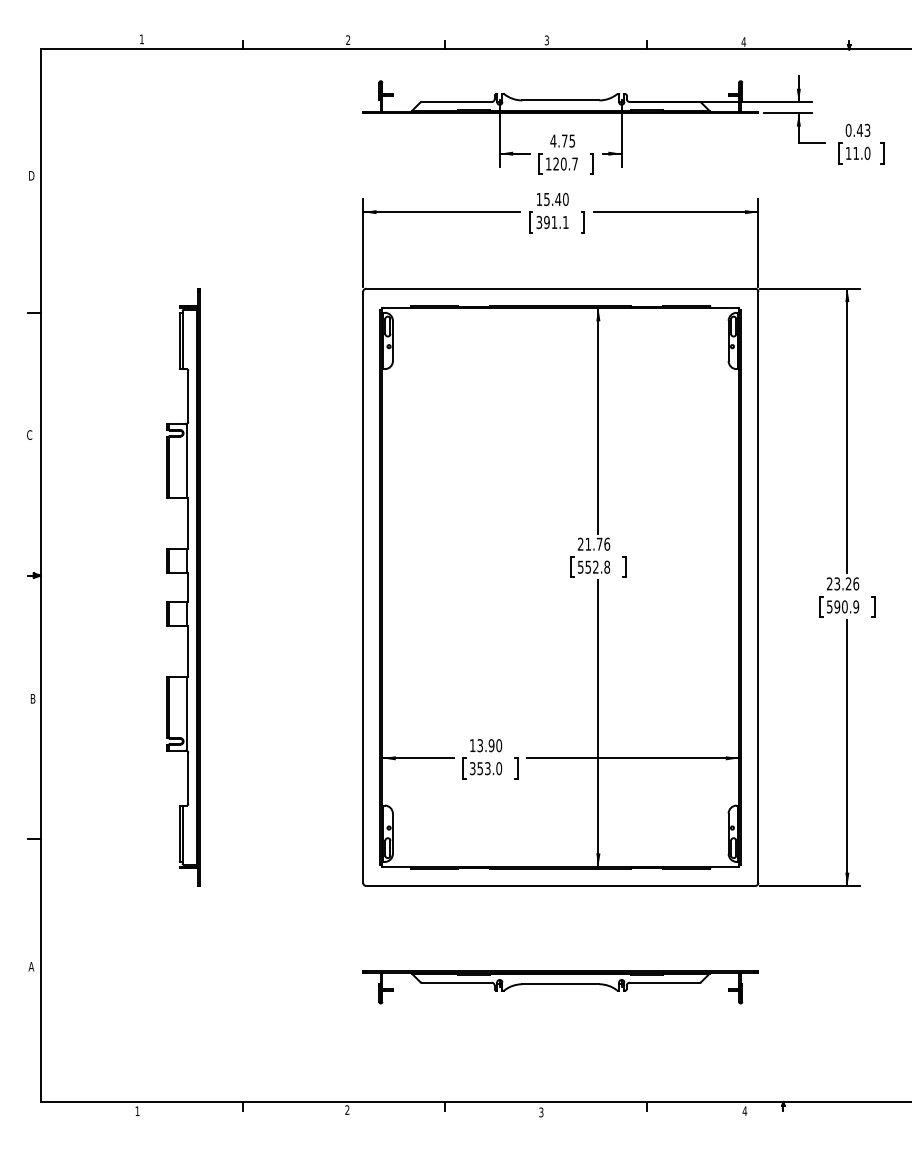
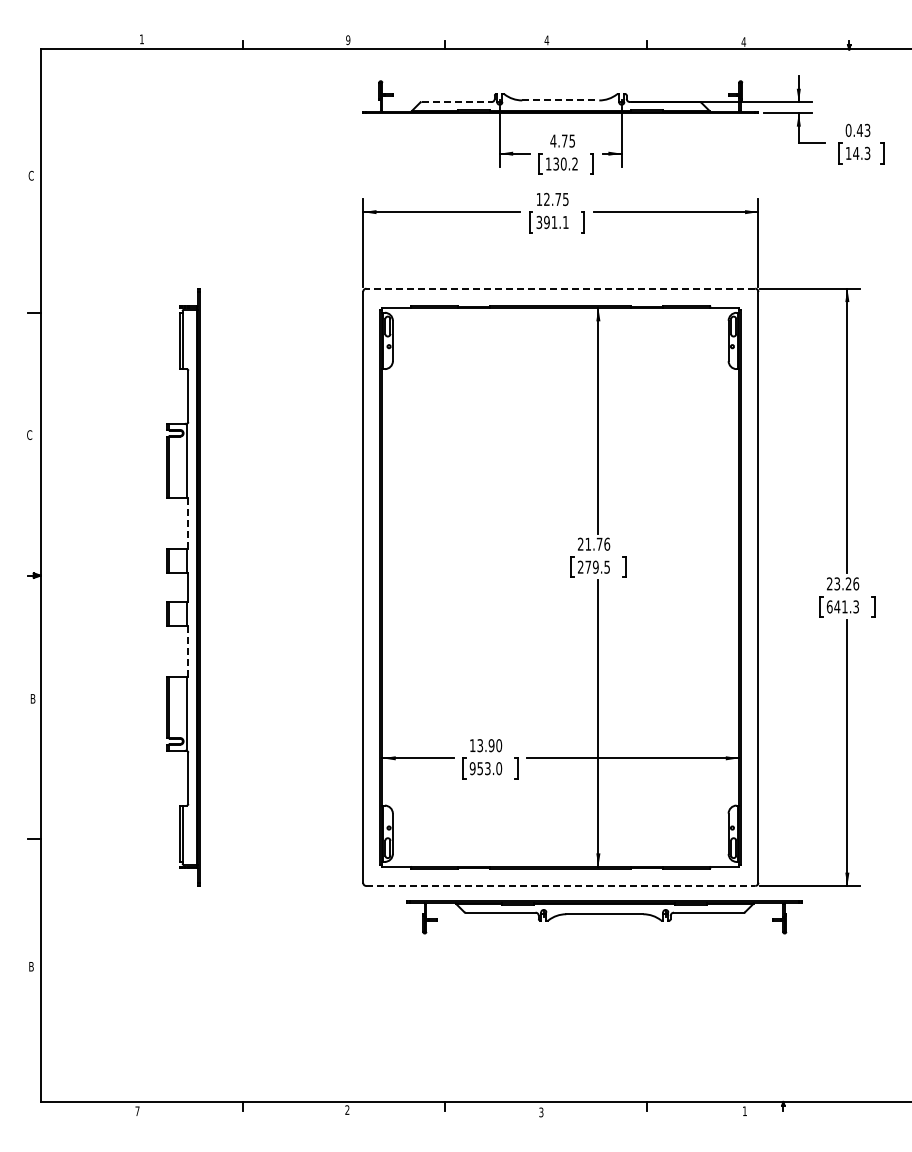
text: 2 -> 9 (348, 40)
text: 3 -> 4 (546, 40)
line: solid -> dashed (560, 100)
line: solid -> dashed (457, 102)
text: 11.0 -> 14.3 (861, 152)
text: 120.7 -> 130.2 (565, 163)
text: D -> C (31, 175)
text: 15.40 -> 12.75 (556, 199)
line: solid -> dashed (560, 288)
line: solid -> dashed (188, 523)
text: 552.8 -> 279.5 (594, 566)
text: 590.9 -> 641.3 (842, 606)
line: solid -> dashed (188, 651)
text: 353.0 -> 953.0 (472, 768)
line: solid -> dashed (561, 886)
text: A -> B (31, 966)
part position: (560, 987) -> (604, 917) (604, 917)
text: 1 -> 7 (137, 1110)
text: 4 -> 1 (744, 1110)
